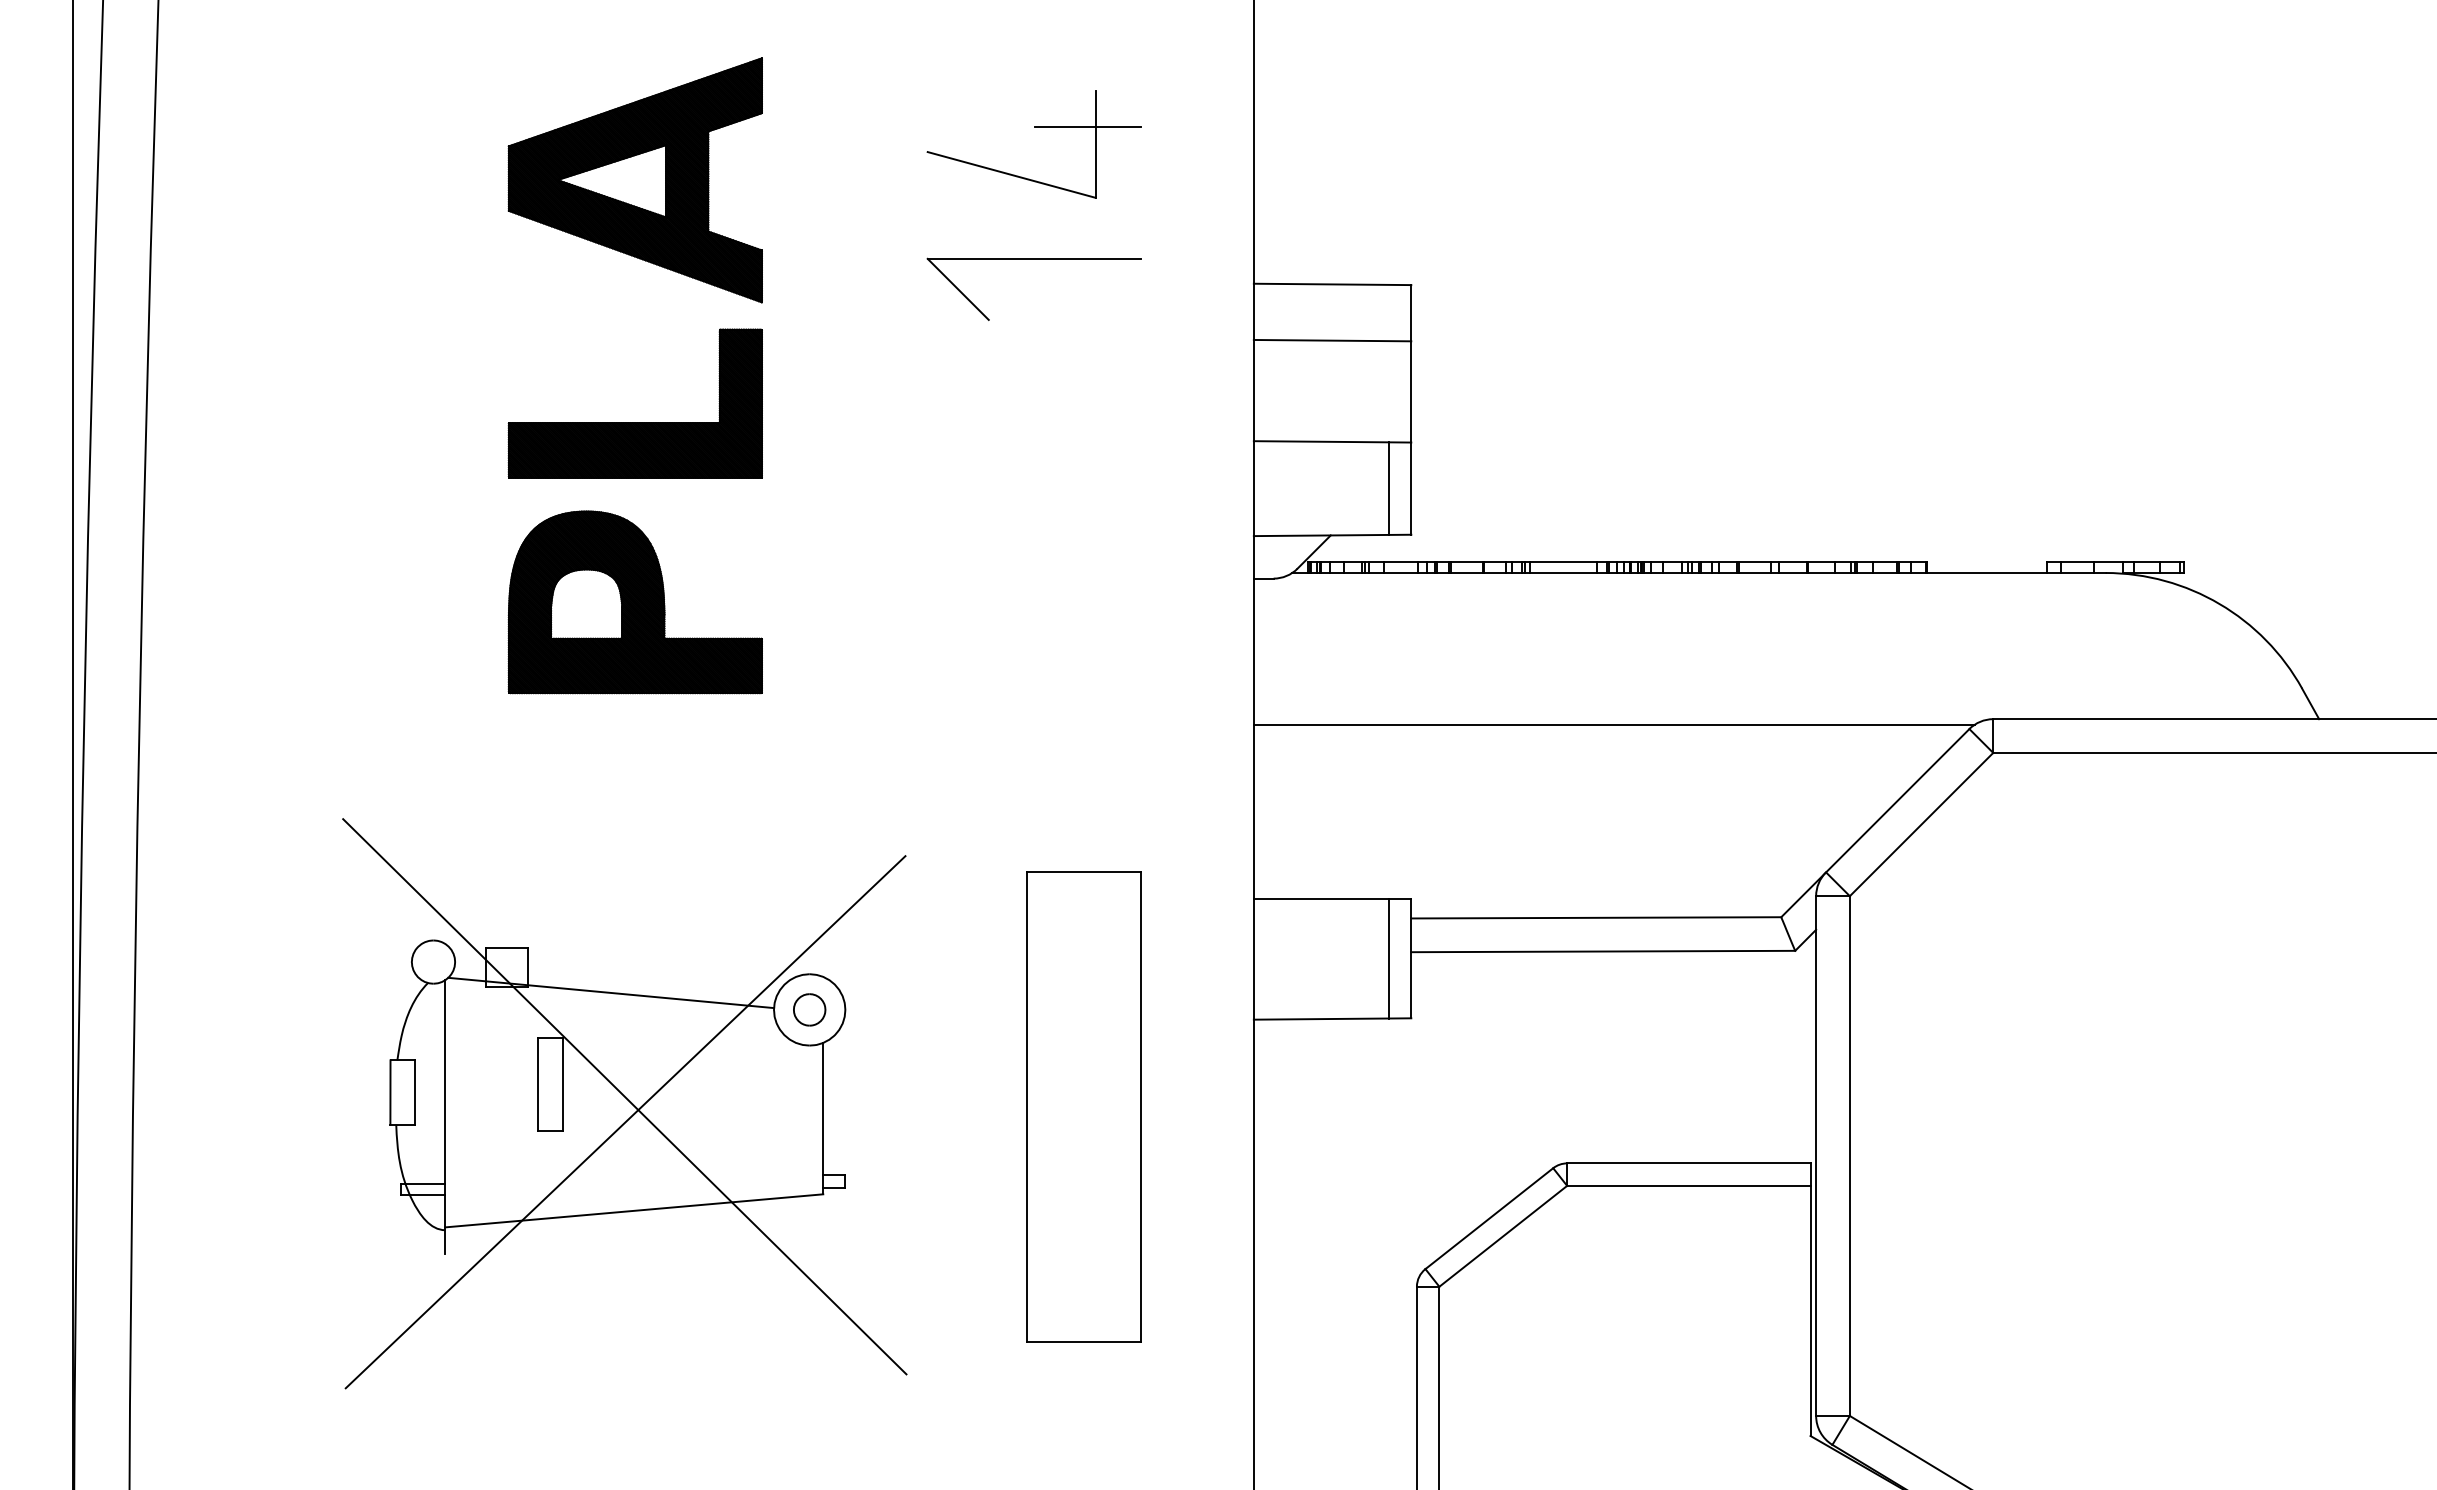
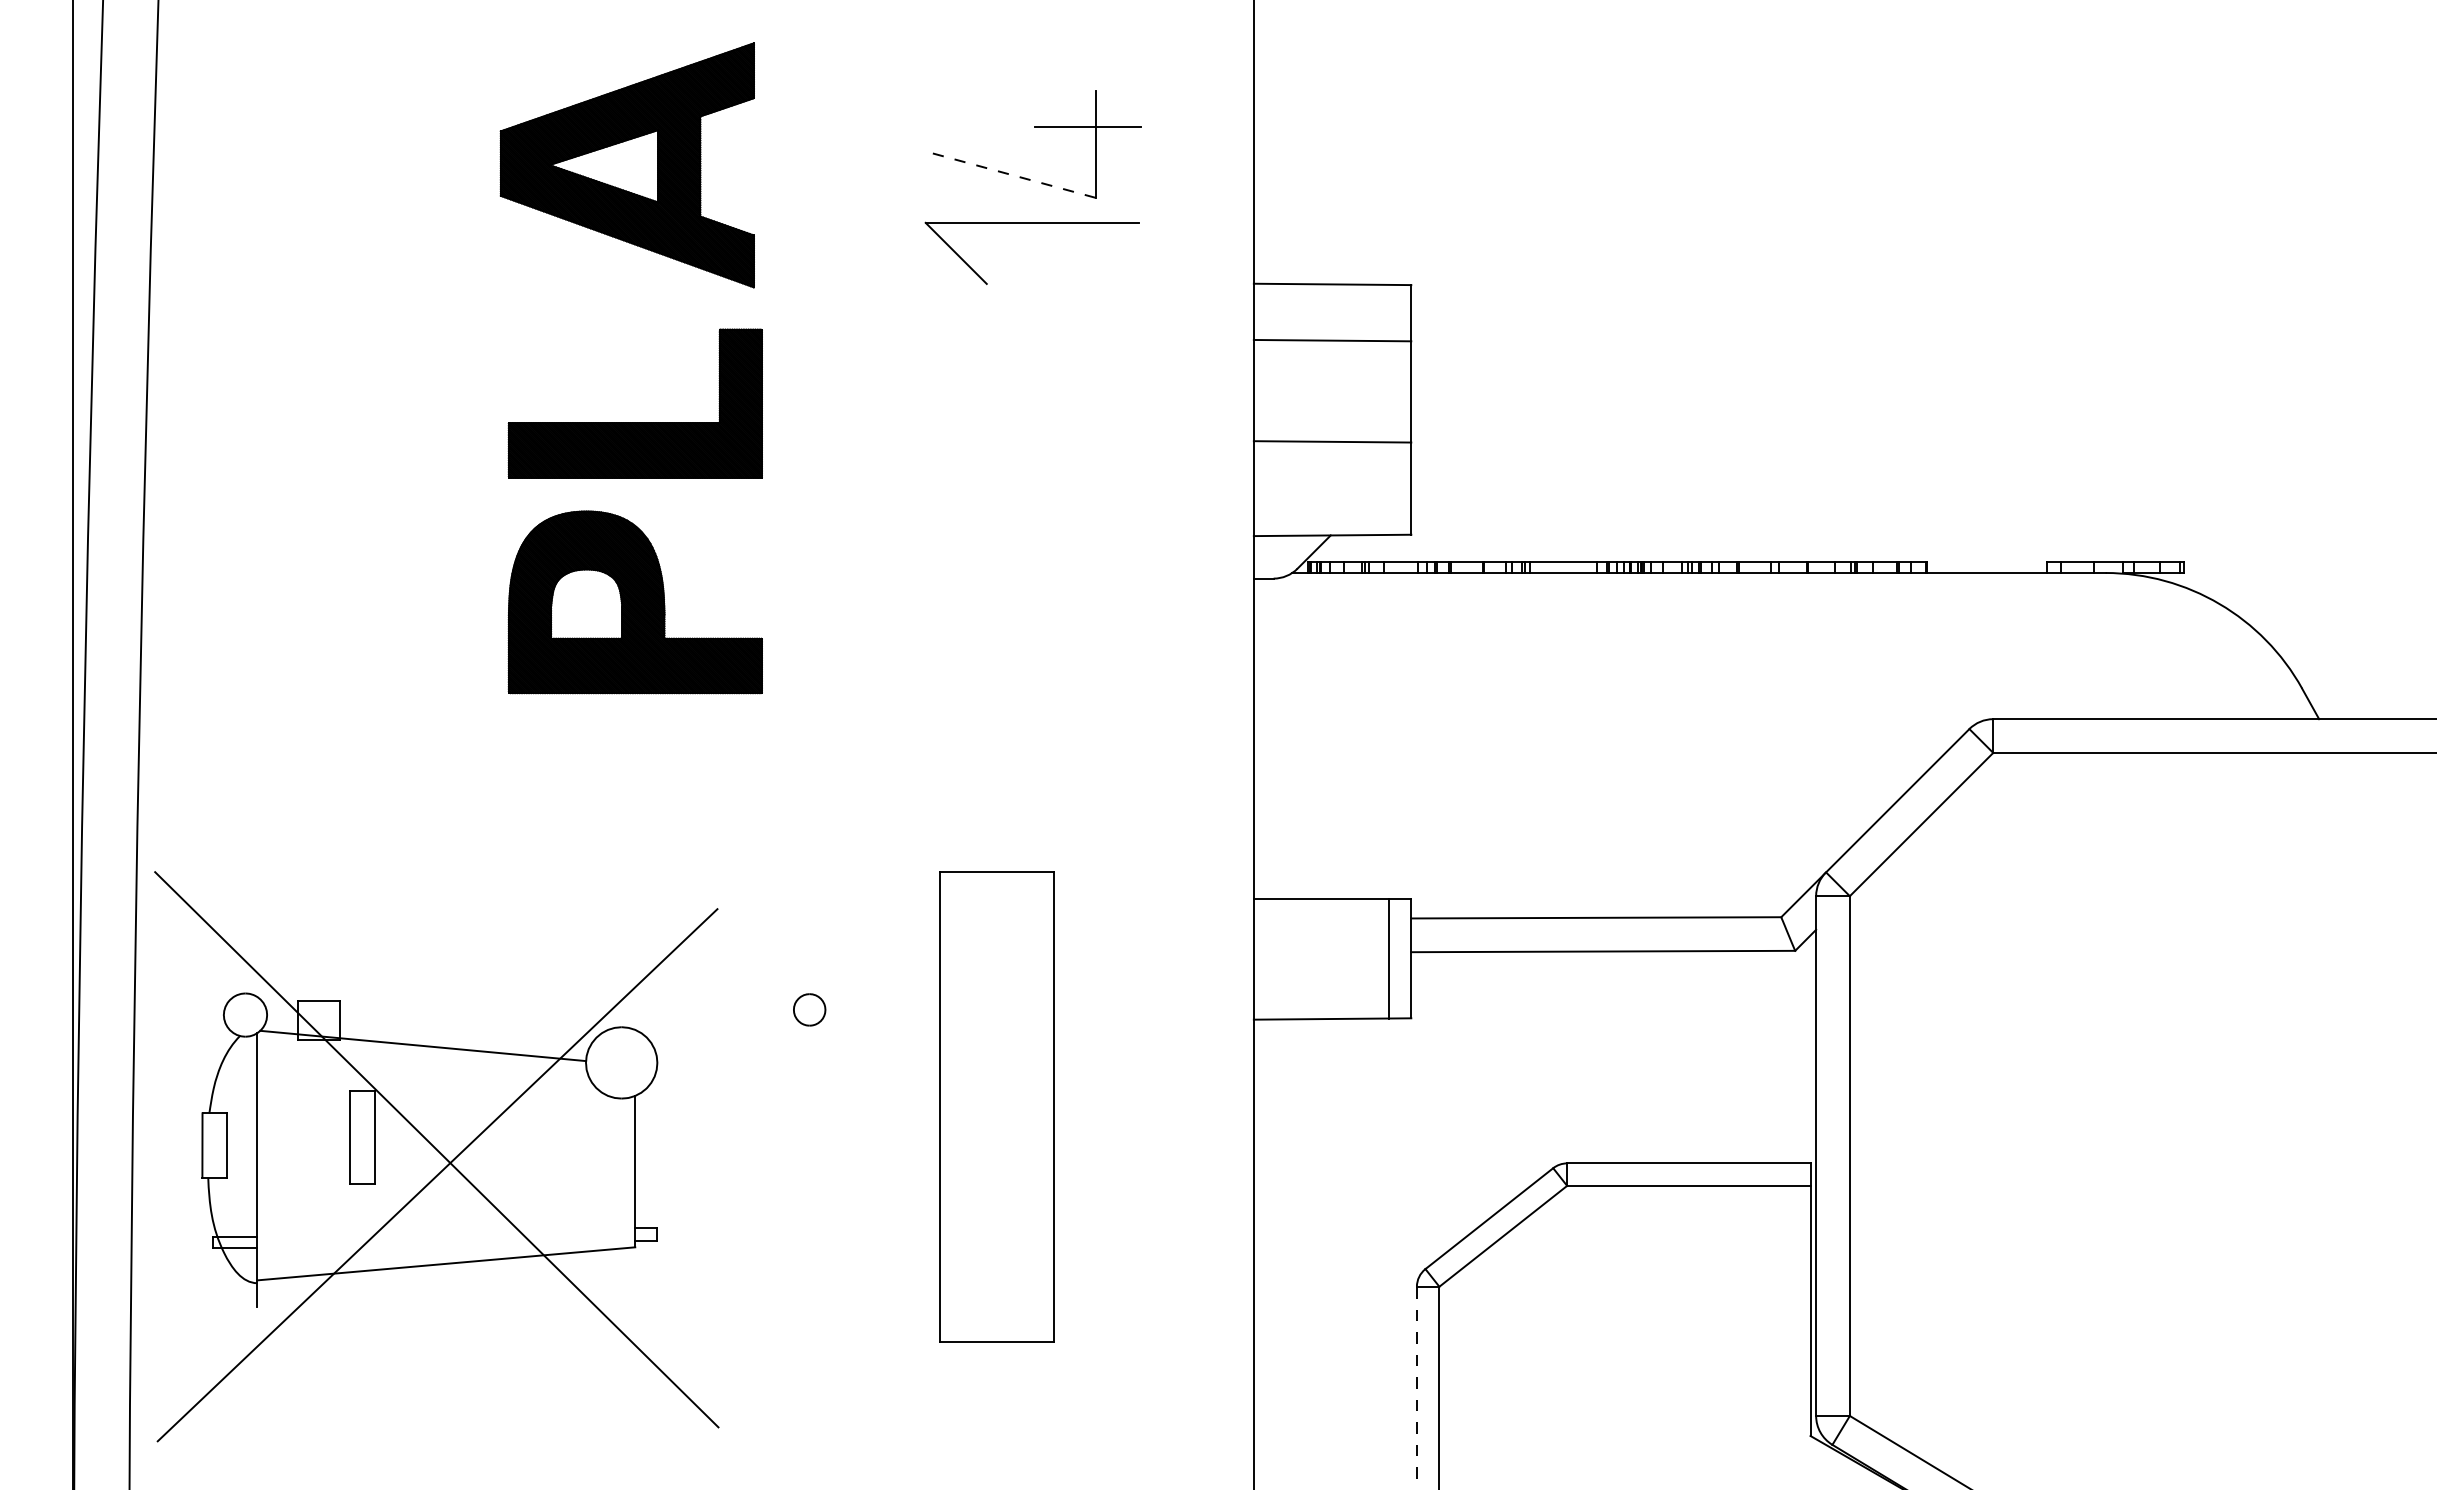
line: solid -> dashed (1011, 174)
part position: (634, 180) -> (626, 165) (626, 165)
part position: (1033, 259) -> (1031, 223) (1031, 223)
line: present -> none (1389, 488)
line: present -> none (1613, 724)
part position: (624, 1103) -> (436, 1156) (436, 1156)
part position: (1083, 1106) -> (996, 1106) (996, 1106)
line: solid -> dashed (1416, 1387)
